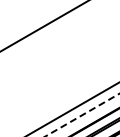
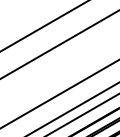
line: none -> present (59, 44)
line: none -> present (59, 94)
line: dashed -> solid (82, 115)
